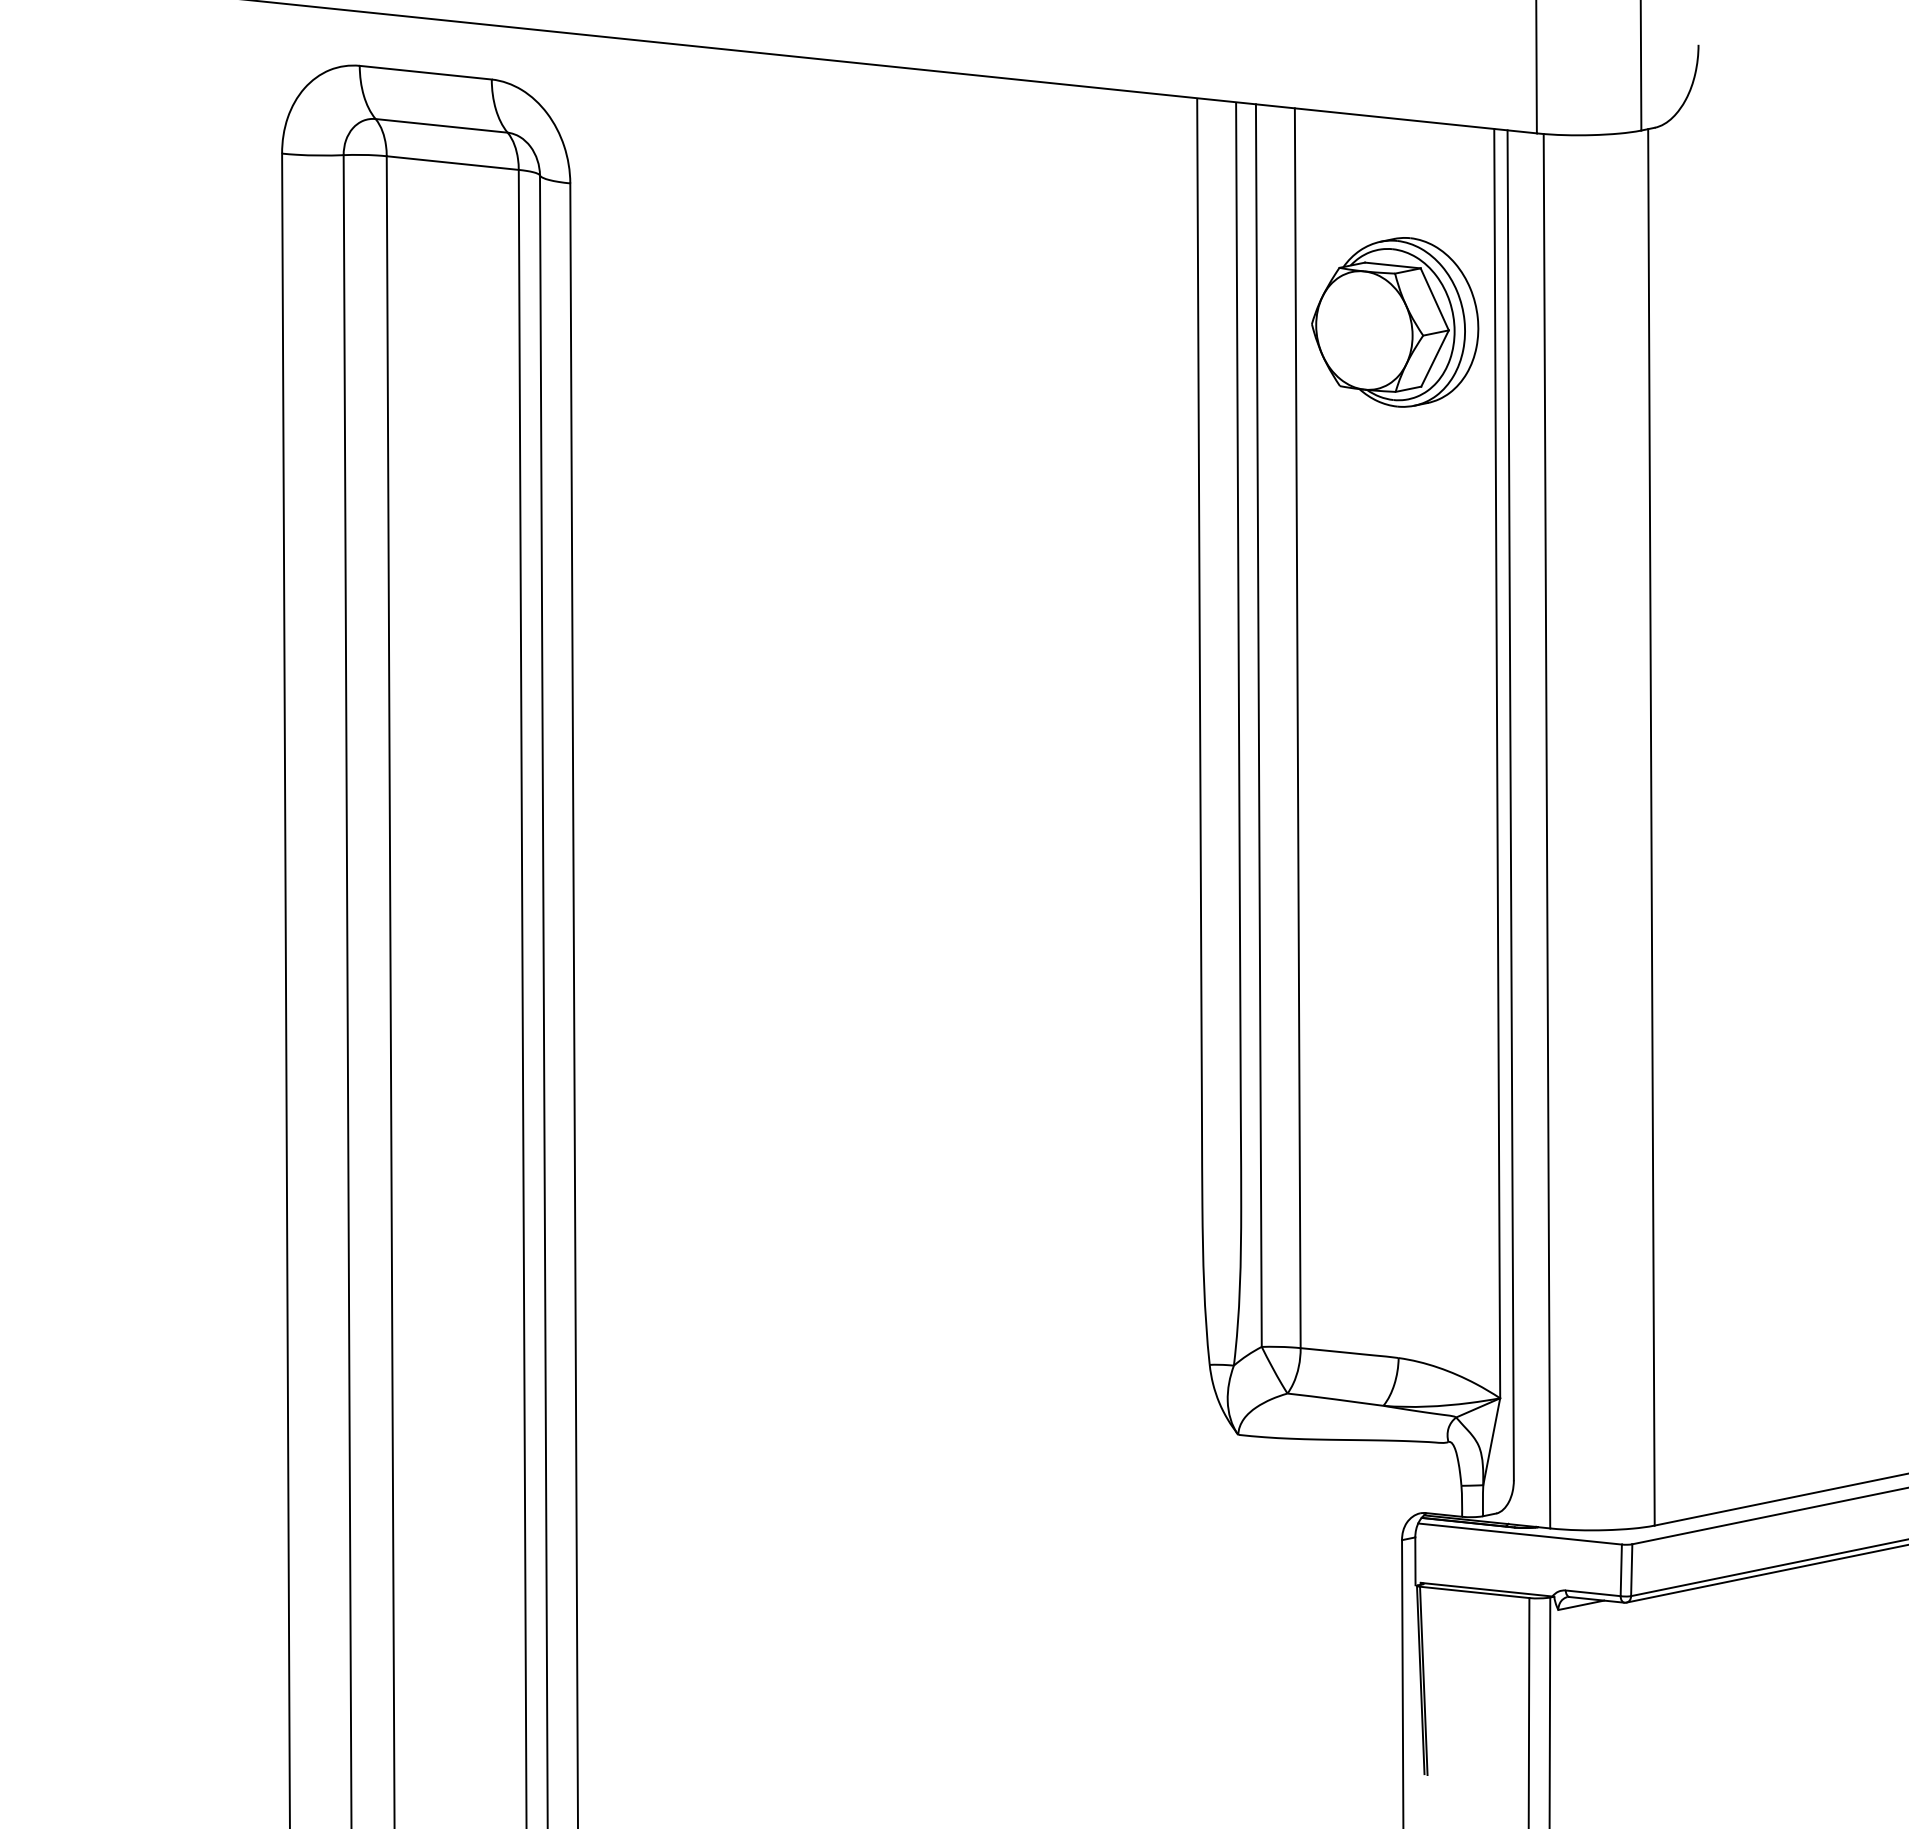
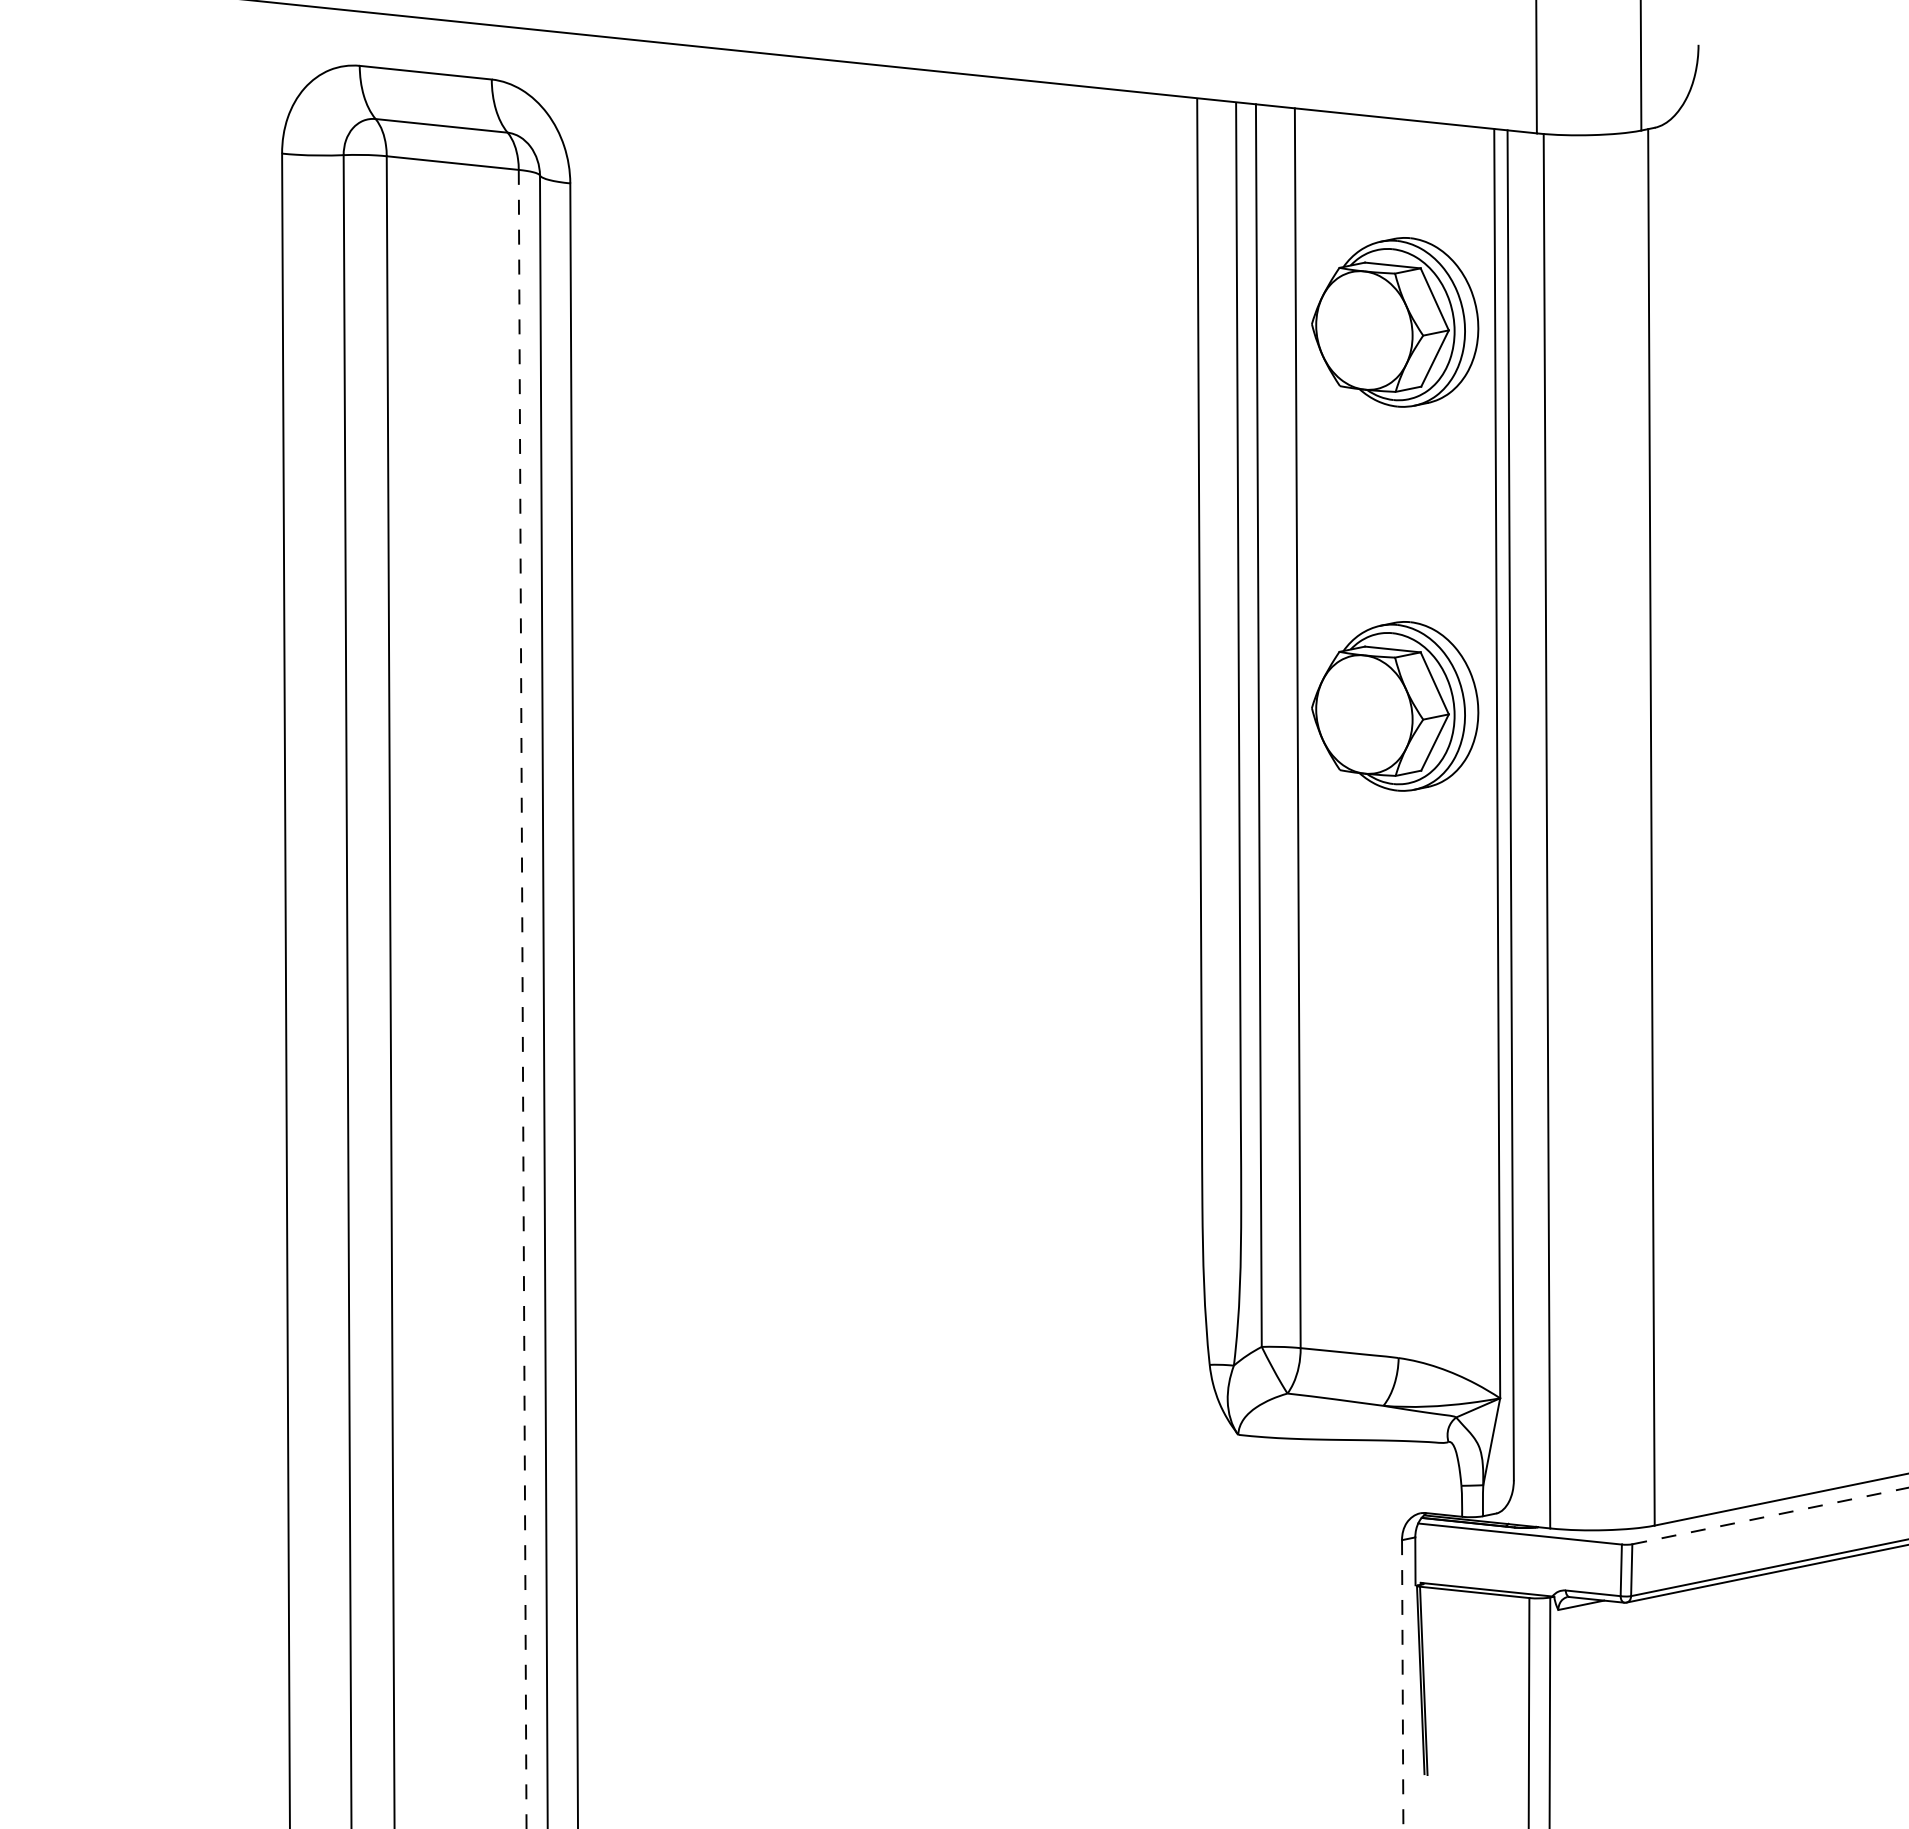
part: none -> present (1395, 706)
line: solid -> dashed (522, 999)
line: solid -> dashed (1770, 1516)
line: solid -> dashed (1402, 1684)
